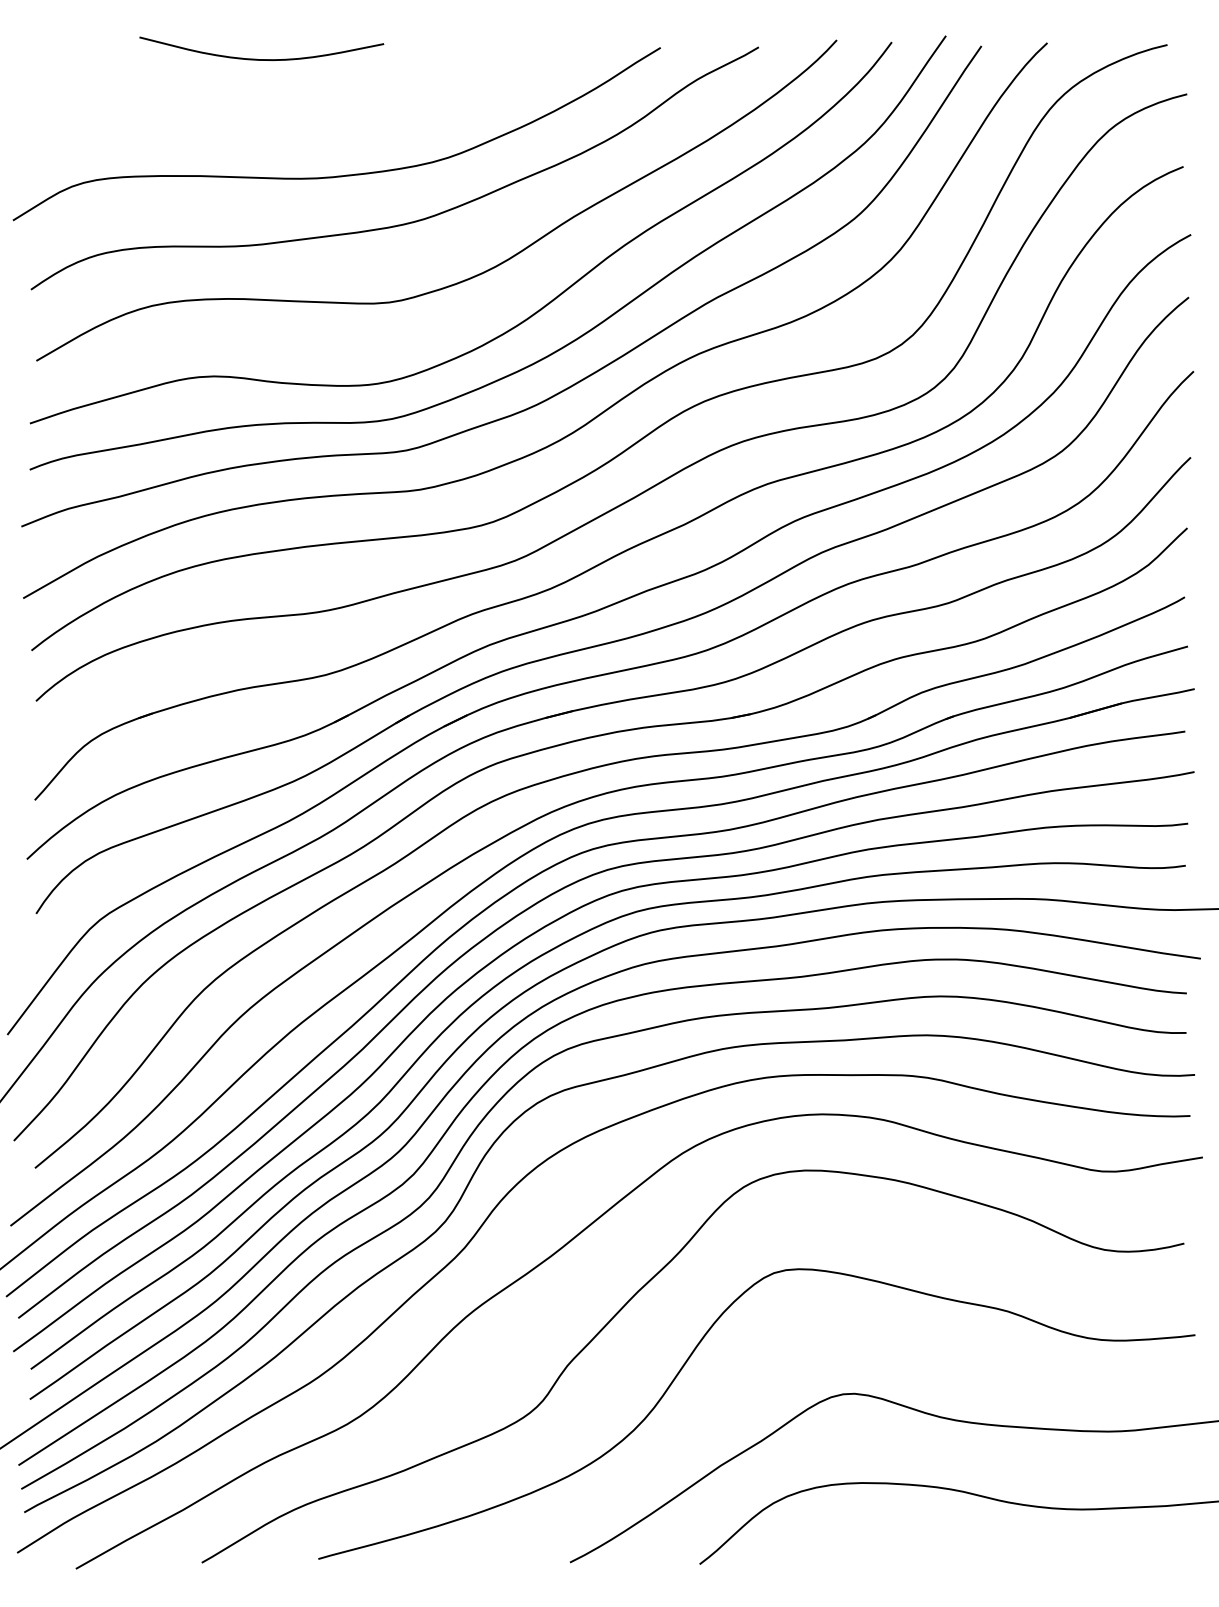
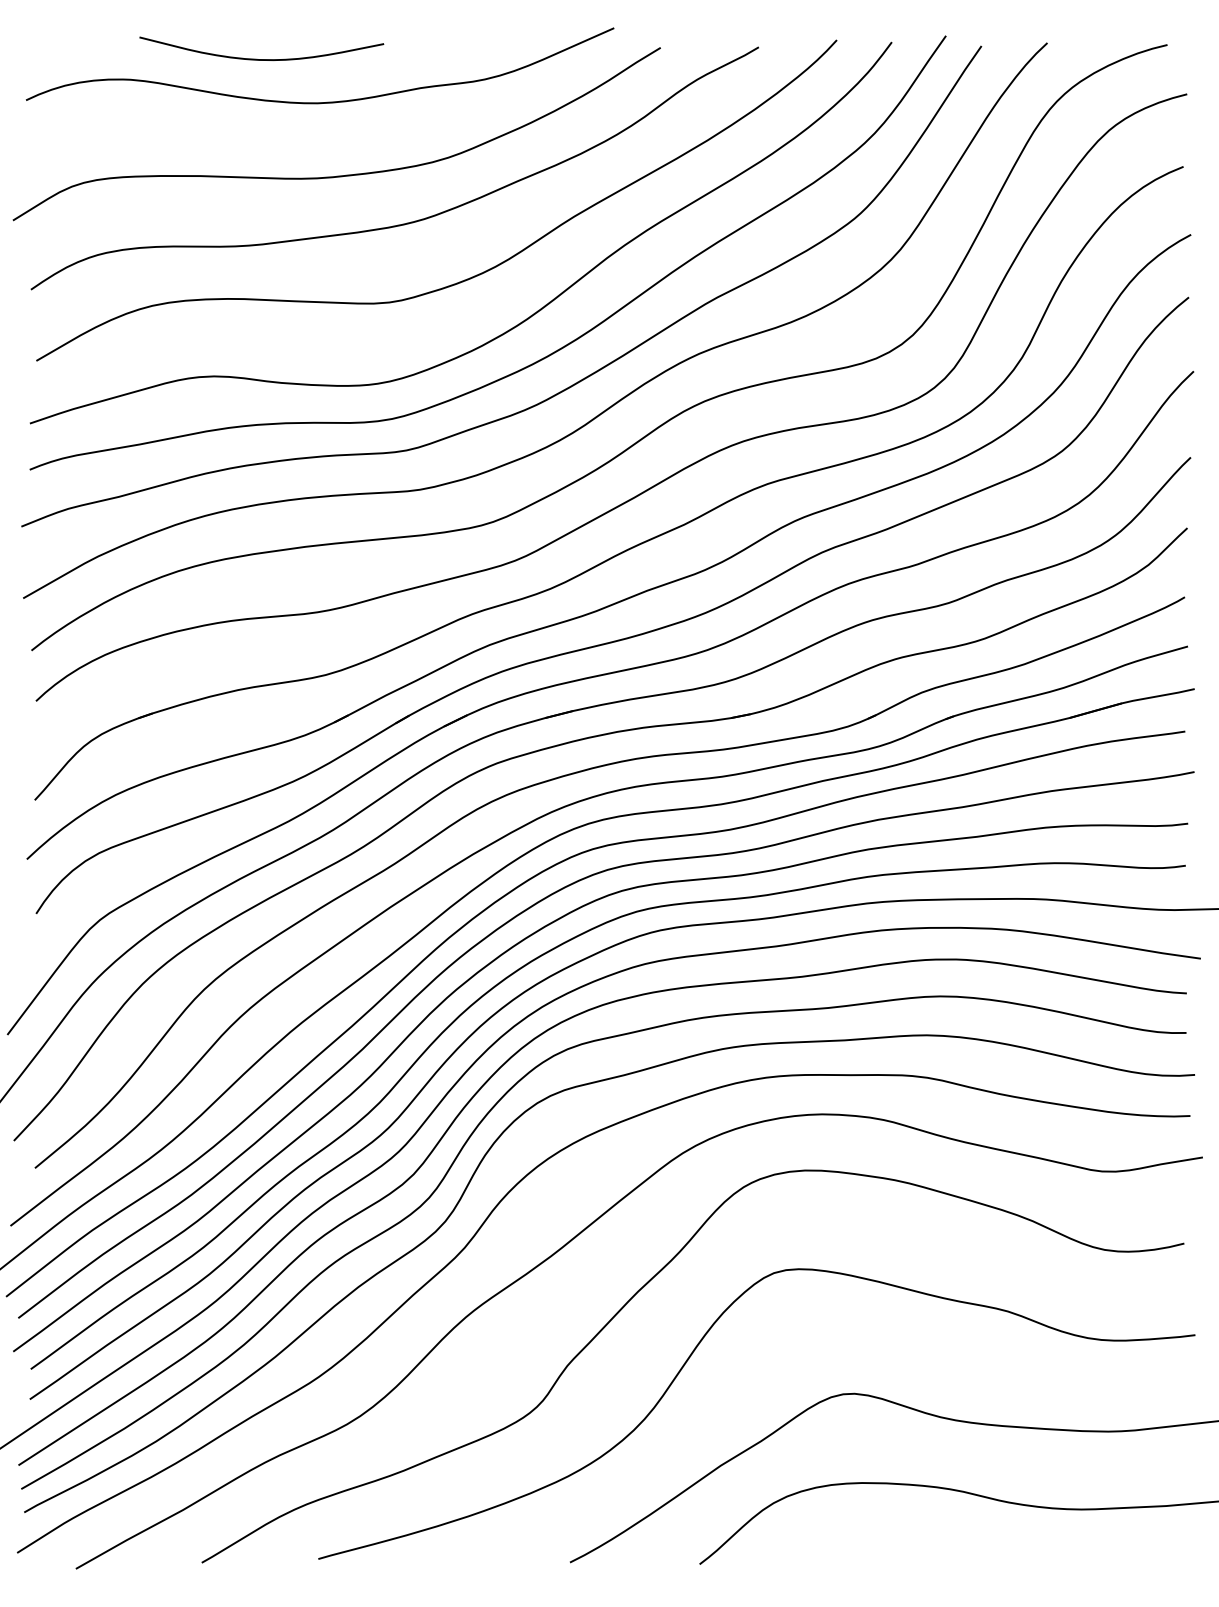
curve: none -> present (327, 101)
